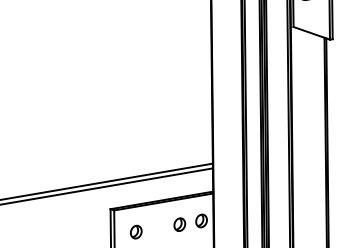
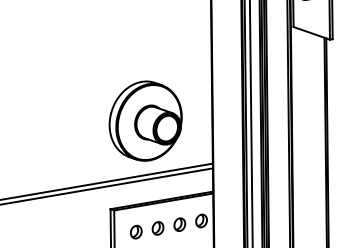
part: none -> present (145, 120)
line: none -> present (250, 123)
part: none -> present (157, 228)
